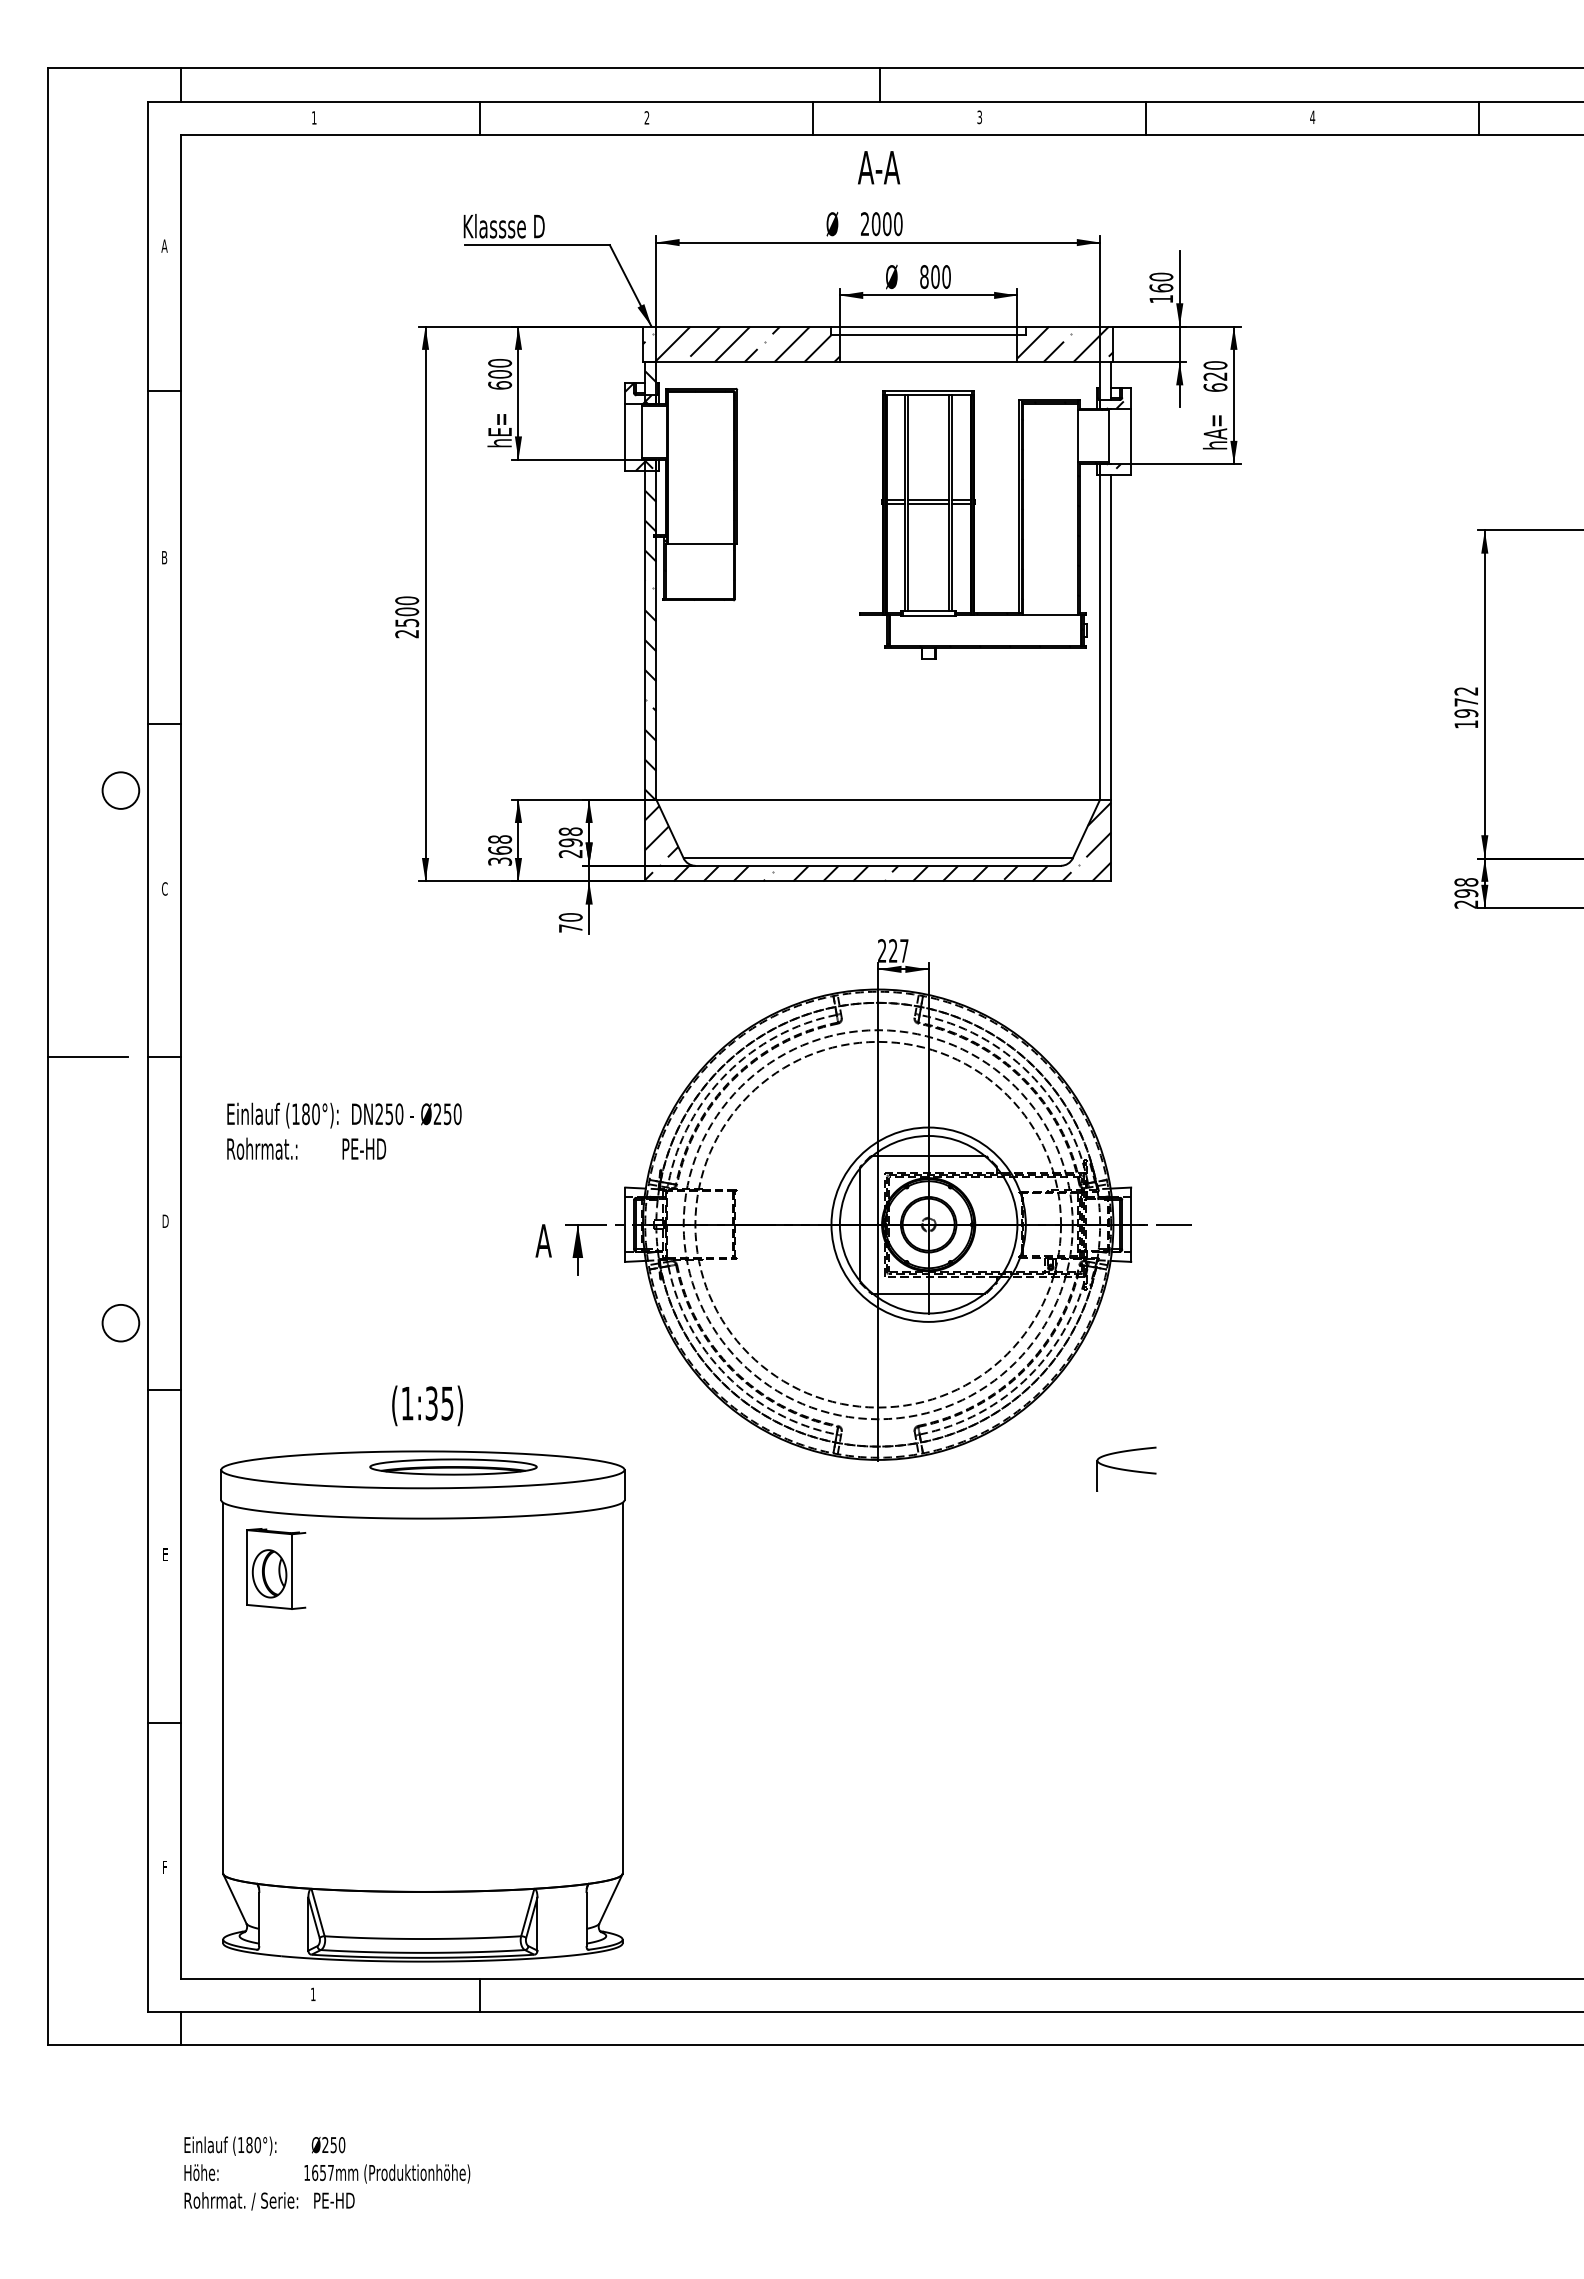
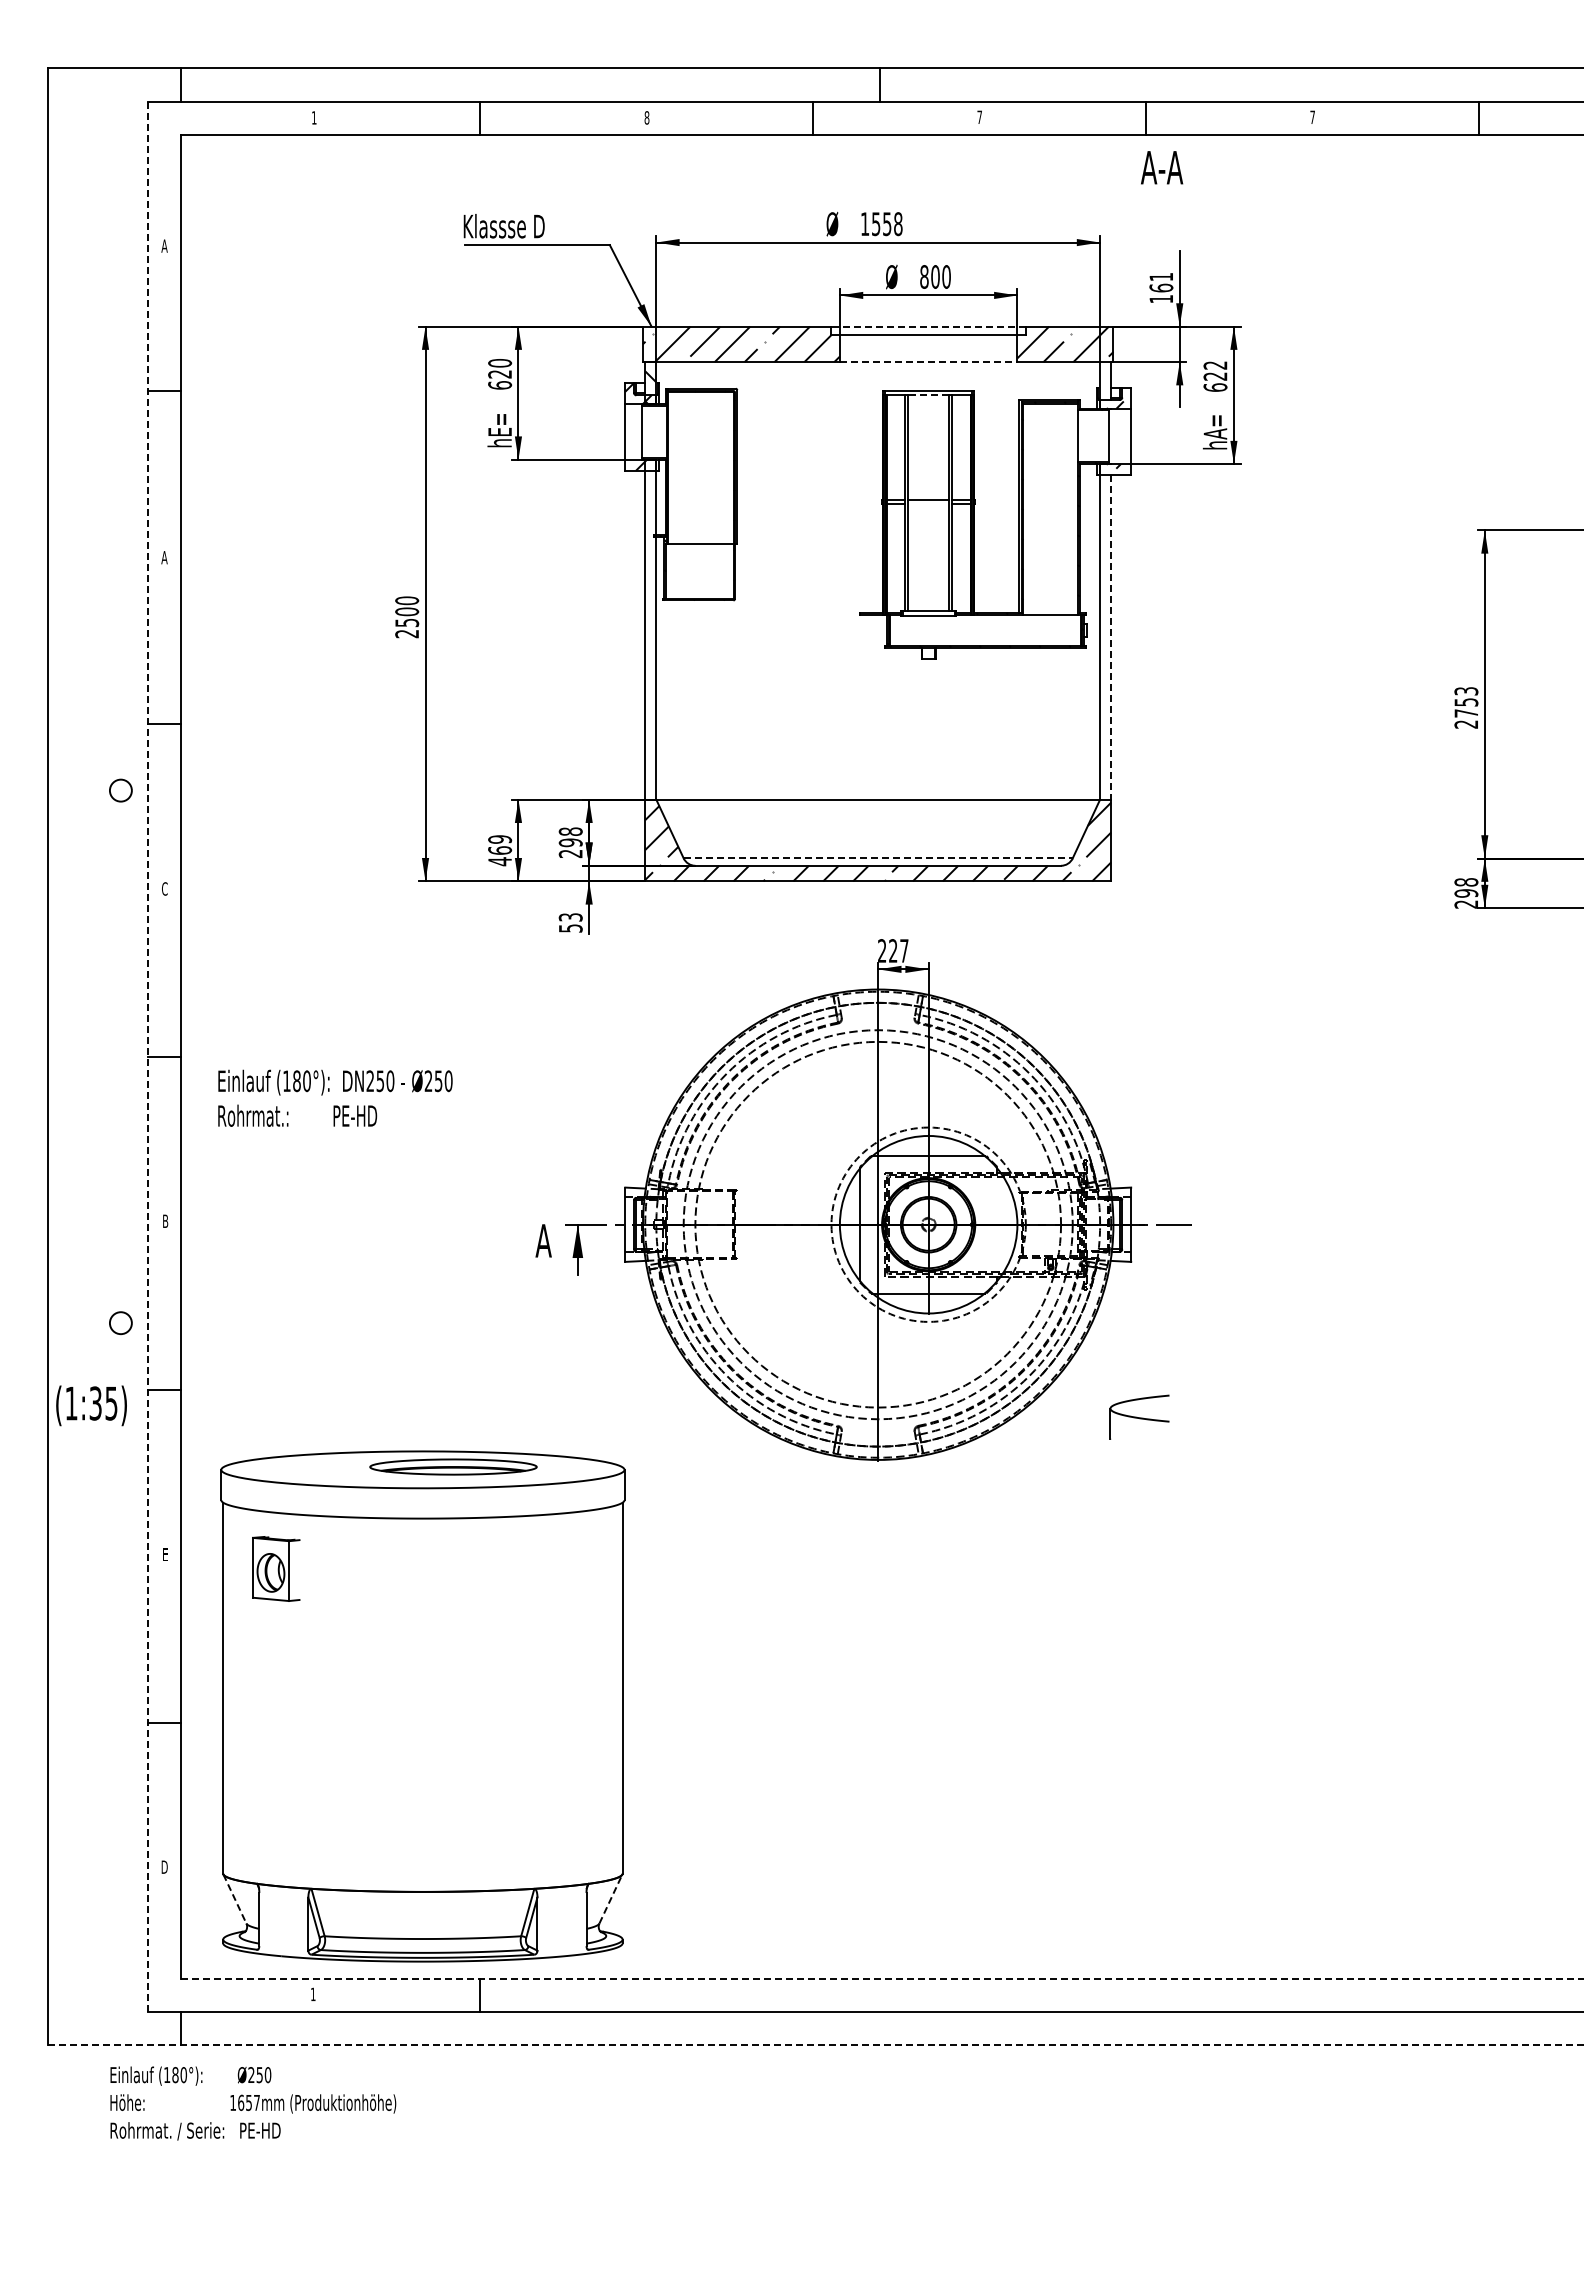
text: 4 -> 7 (1312, 116)
text: 2 -> 8 (646, 117)
text: 3 -> 7 (979, 117)
text position: (879, 167) -> (1162, 167) (1162, 167)
text: 2000 -> 1558 (881, 224)
text: 160 -> 161 (1161, 276)
line: solid -> dashed (928, 326)
line: solid -> dashed (928, 362)
text: 620 -> 622 (1215, 365)
text: 600 -> 620 (500, 374)
line: solid -> dashed (928, 395)
line: present -> none (928, 504)
text: B -> A (164, 557)
hatch: present -> none (650, 629)
line: solid -> dashed (1111, 637)
text: 1972 -> 2753 (1466, 707)
circle diameter: 37 px -> 22 px (120, 790)
text: 368 -> 469 (500, 850)
line: solid -> dashed (878, 858)
text: 70 -> 53 (570, 922)
line: present -> none (87, 1056)
line: solid -> dashed (147, 1057)
text position: (344, 1130) -> (335, 1097) (335, 1097)
text: D -> B (165, 1220)
circle: solid -> dashed (928, 1224)
circle diameter: 37 px -> 22 px (120, 1323)
text position: (427, 1405) -> (91, 1405) (91, 1405)
part position: (1126, 1468) -> (1139, 1416) (1139, 1416)
part size: 61x82 px -> 49x66 px (276, 1568)
text: F -> D (164, 1866)
line: solid -> dashed (611, 1898)
line: solid -> dashed (235, 1899)
line: solid -> dashed (882, 1978)
line: solid -> dashed (815, 2045)
text position: (327, 2173) -> (253, 2103) (253, 2103)
